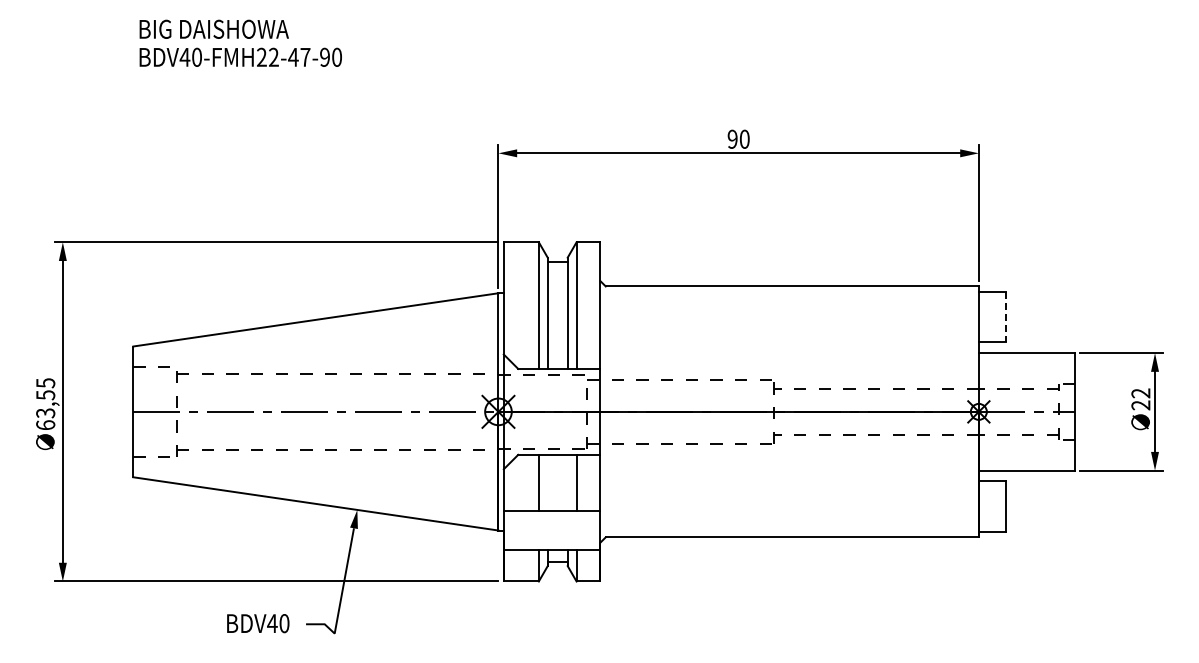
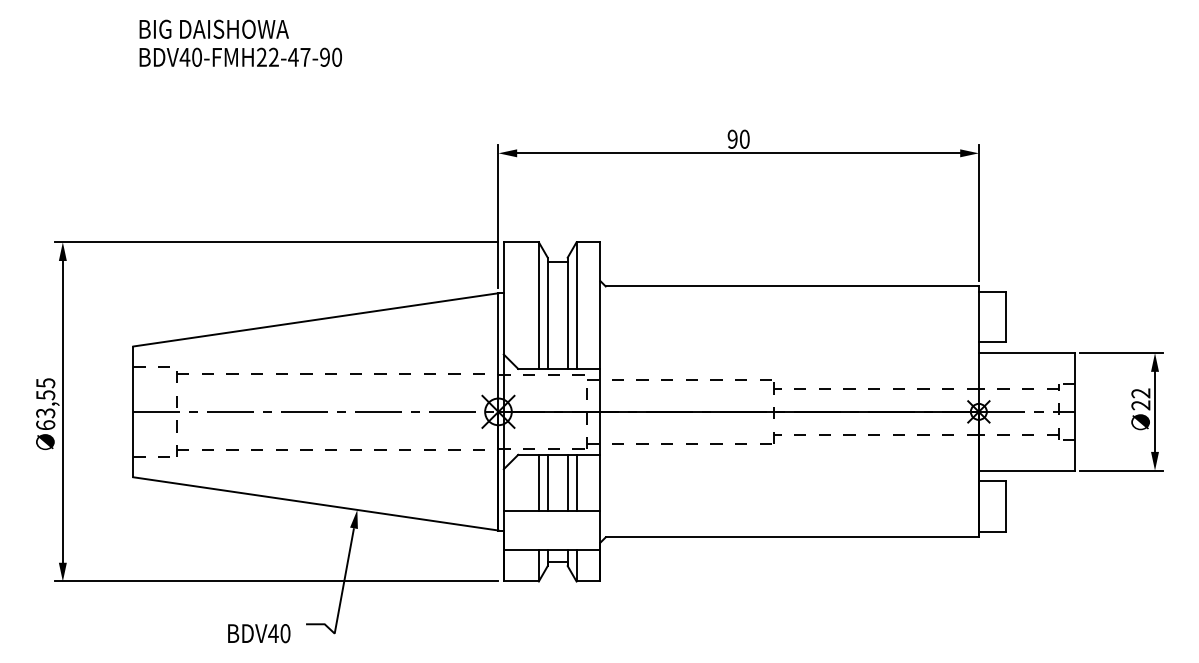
line: dashed -> solid (1005, 317)
line: none -> present (547, 482)
line: none -> present (567, 482)
text position: (258, 623) -> (259, 633) (259, 633)
